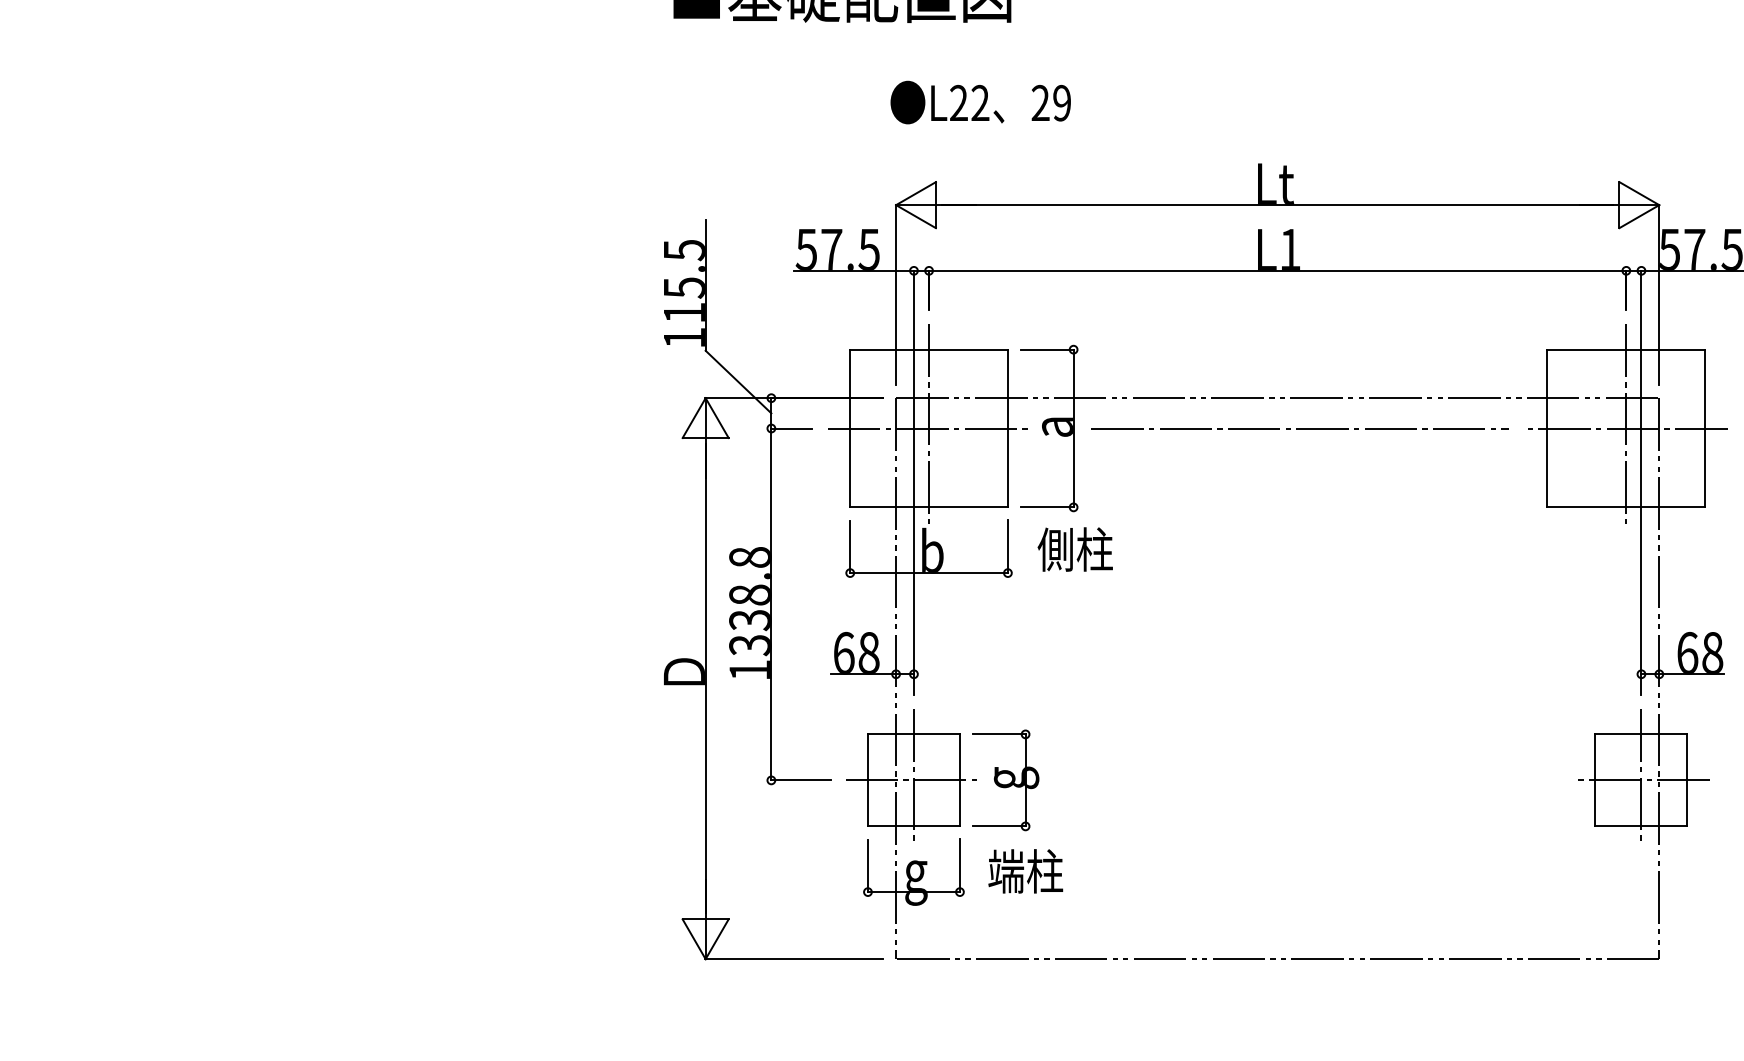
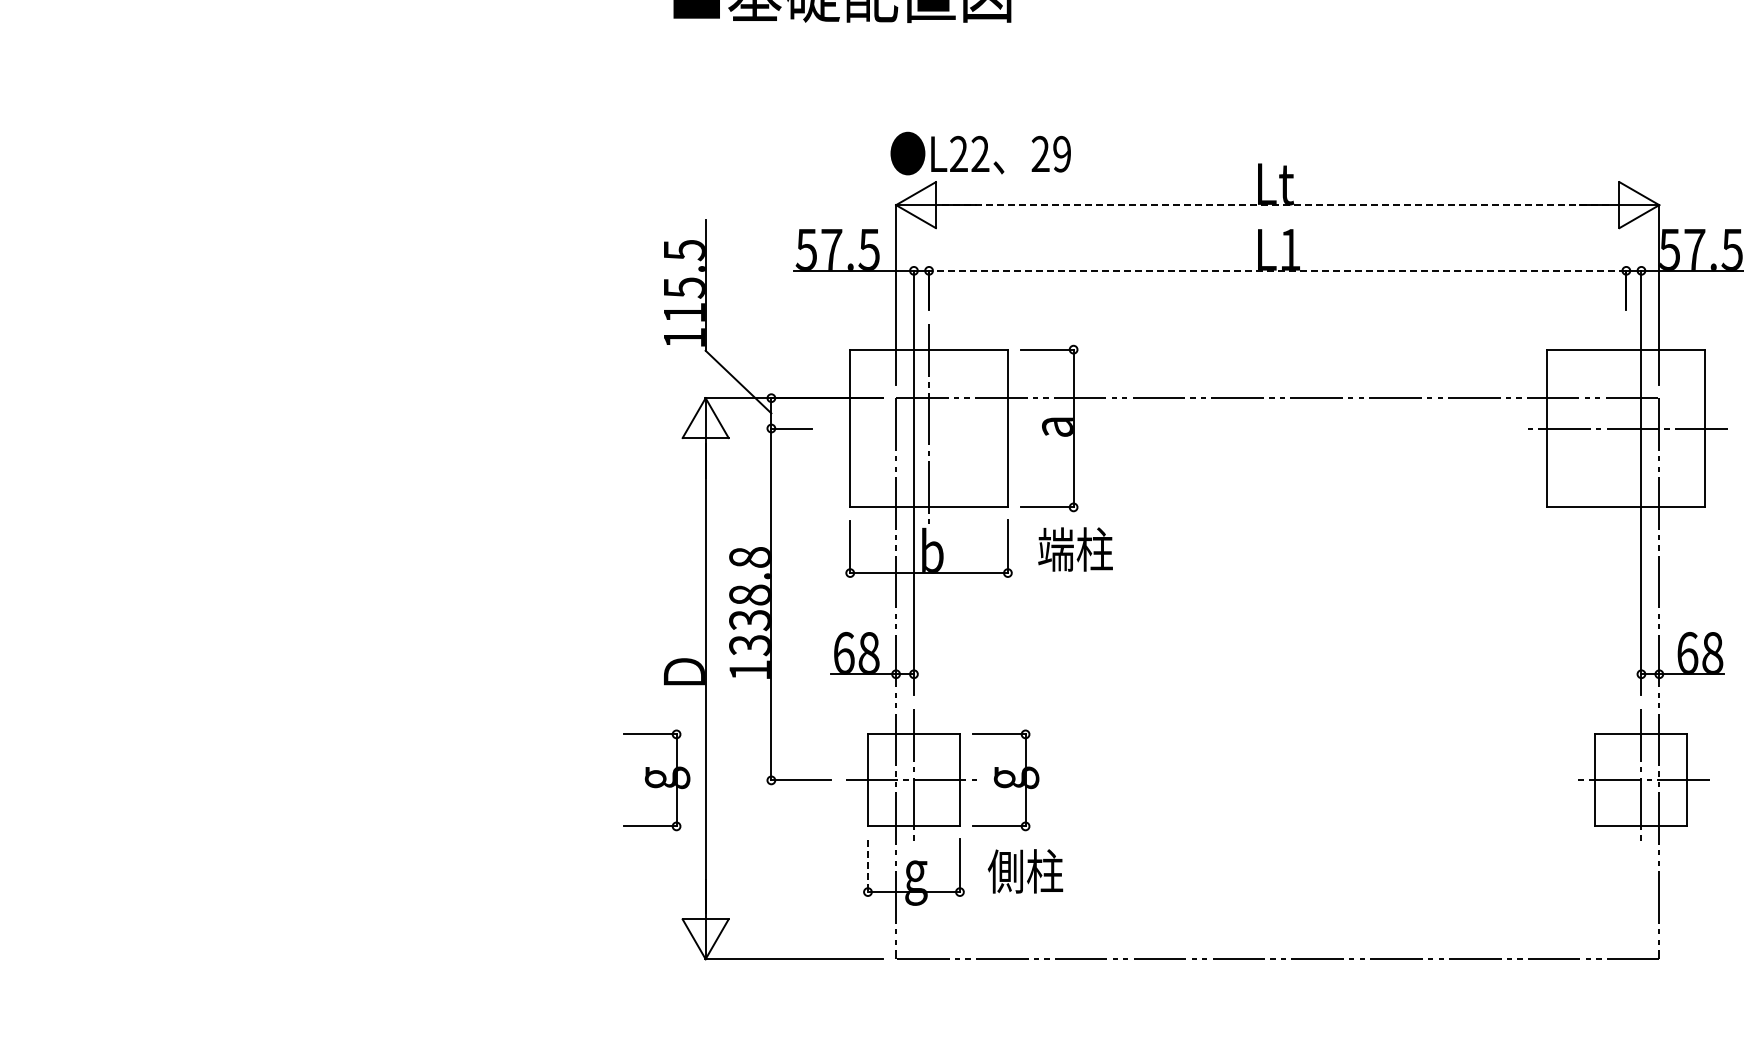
text position: (980, 102) -> (980, 153) (980, 153)
line: solid -> dashed (1277, 205)
line: solid -> dashed (1277, 270)
line: present -> none (1626, 425)
line: present -> none (928, 428)
line: present -> none (1300, 428)
text: 側柱 -> 端柱 (1055, 549)
part: none -> present (656, 780)
line: solid -> dashed (867, 866)
text: 端柱 -> 側柱 (1005, 871)
